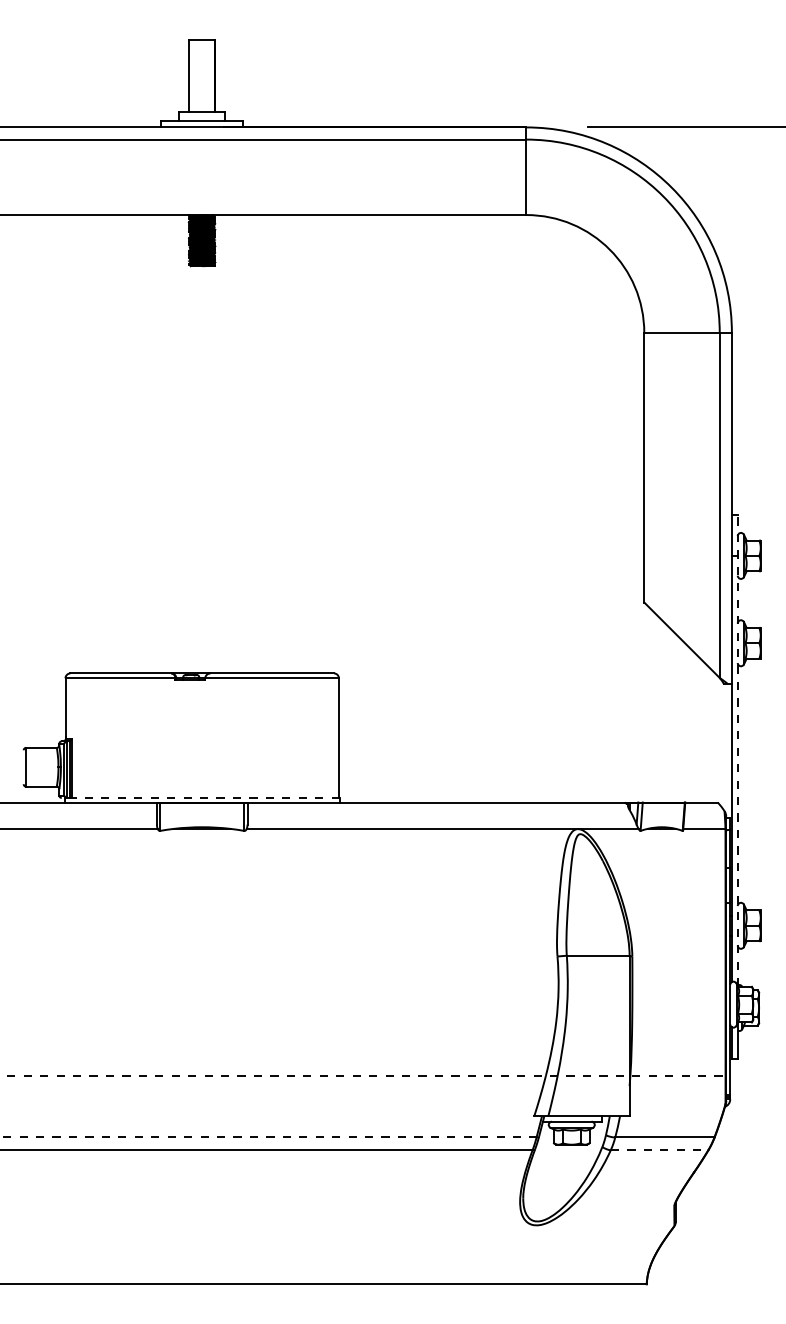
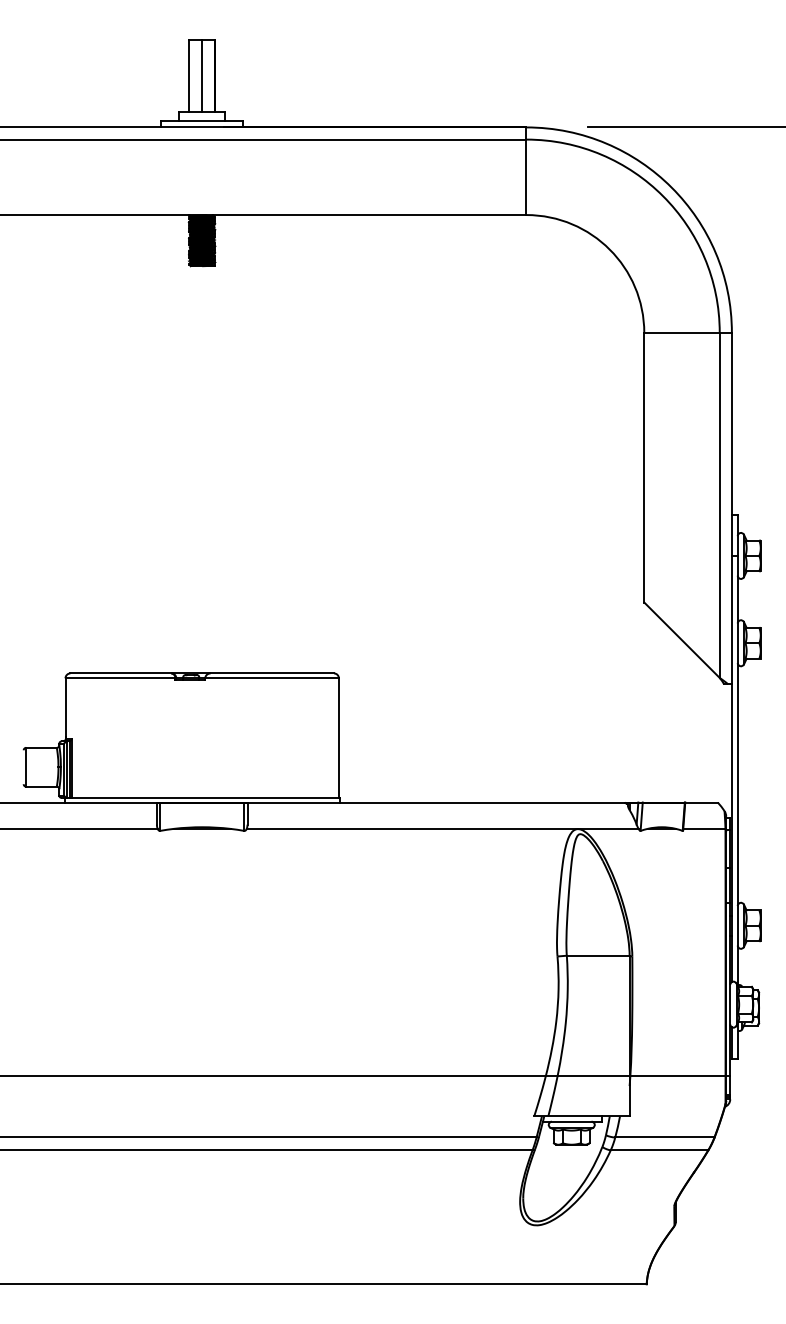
line: none -> present (202, 75)
line: dashed -> solid (737, 750)
line: dashed -> solid (200, 798)
line: dashed -> solid (365, 1075)
line: dashed -> solid (268, 1137)
line: dashed -> solid (659, 1150)
